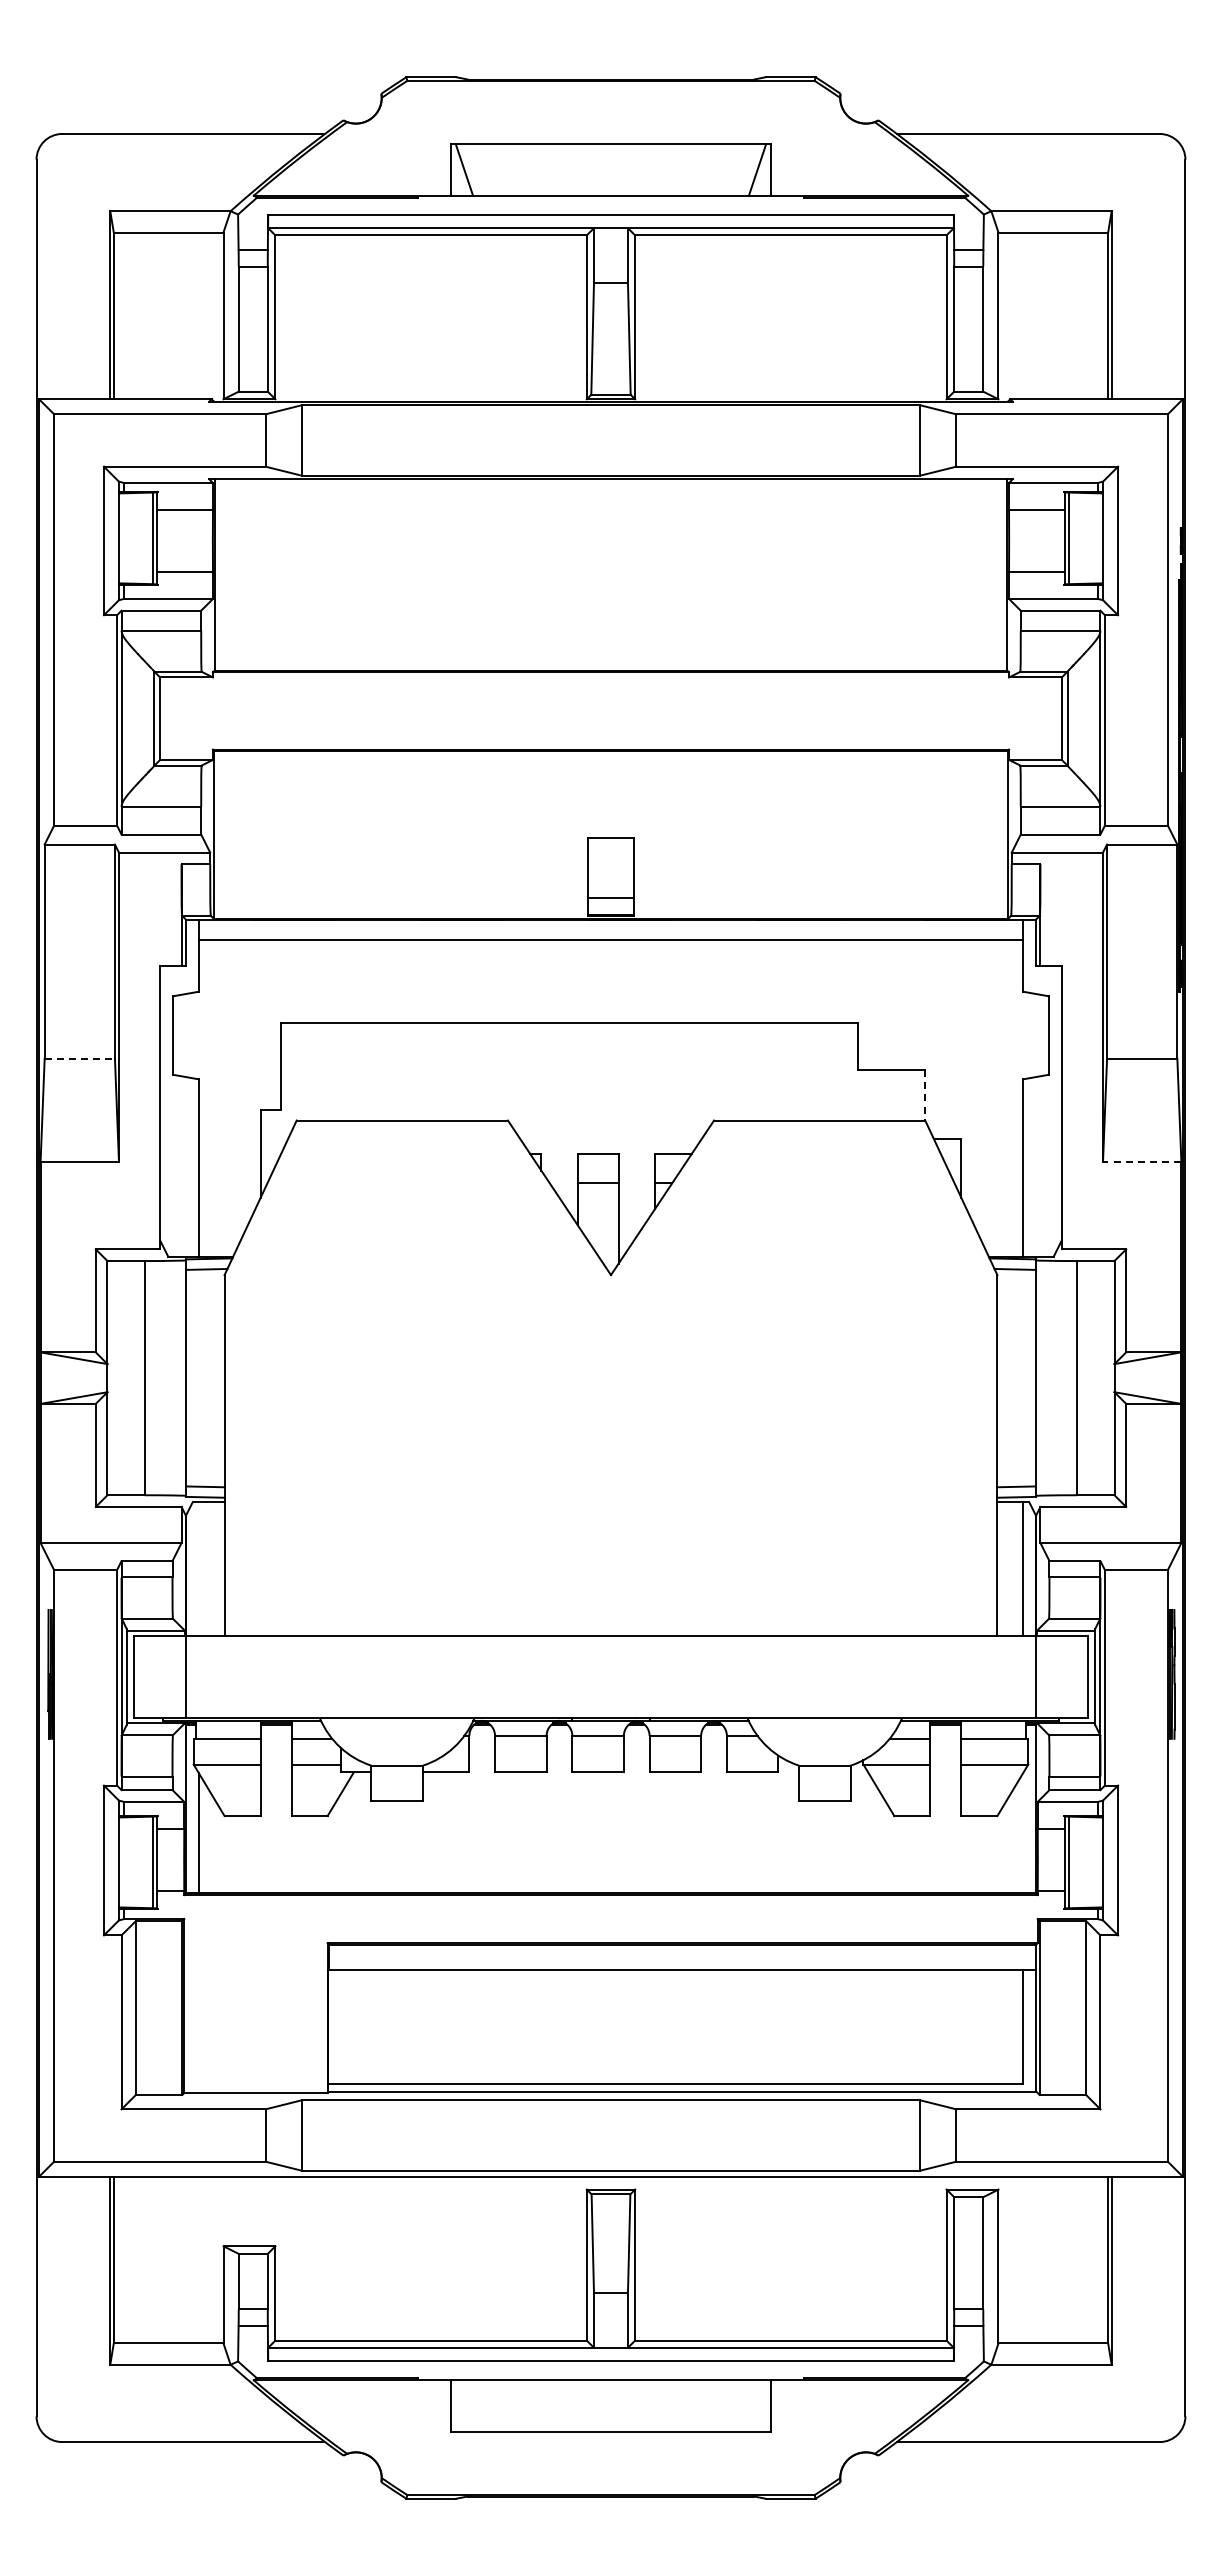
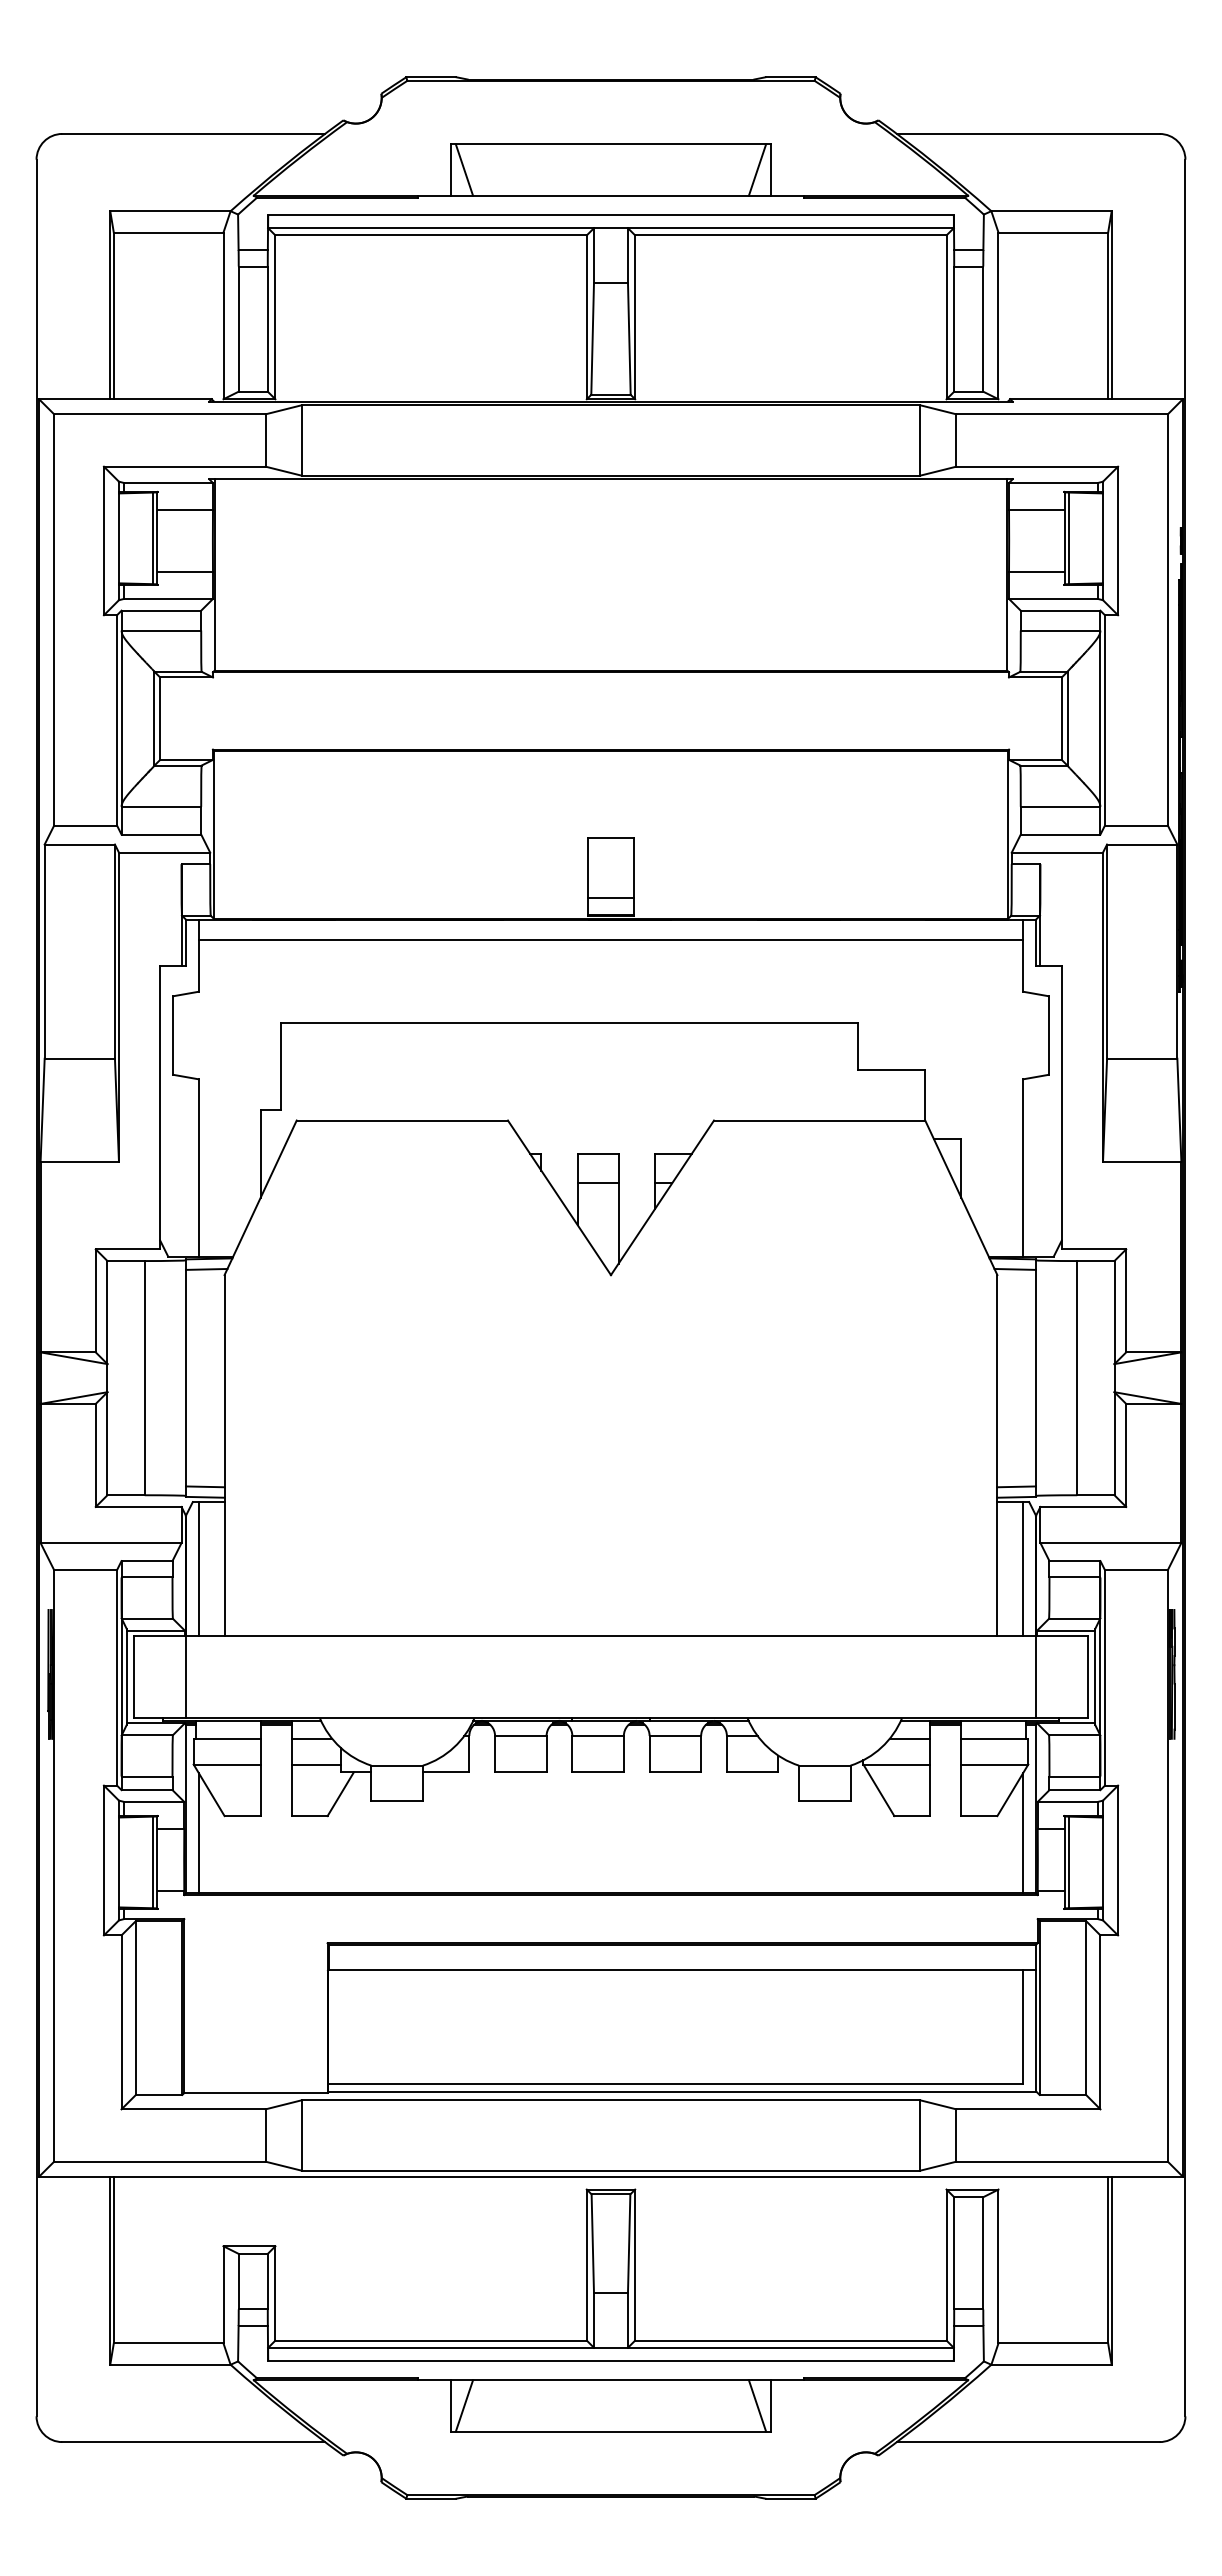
line: dashed -> solid (80, 1058)
line: dashed -> solid (925, 1095)
line: dashed -> solid (1141, 1161)
line: none -> present (198, 1568)
line: none -> present (1023, 1833)
line: none -> present (464, 2405)
line: none -> present (757, 2405)
